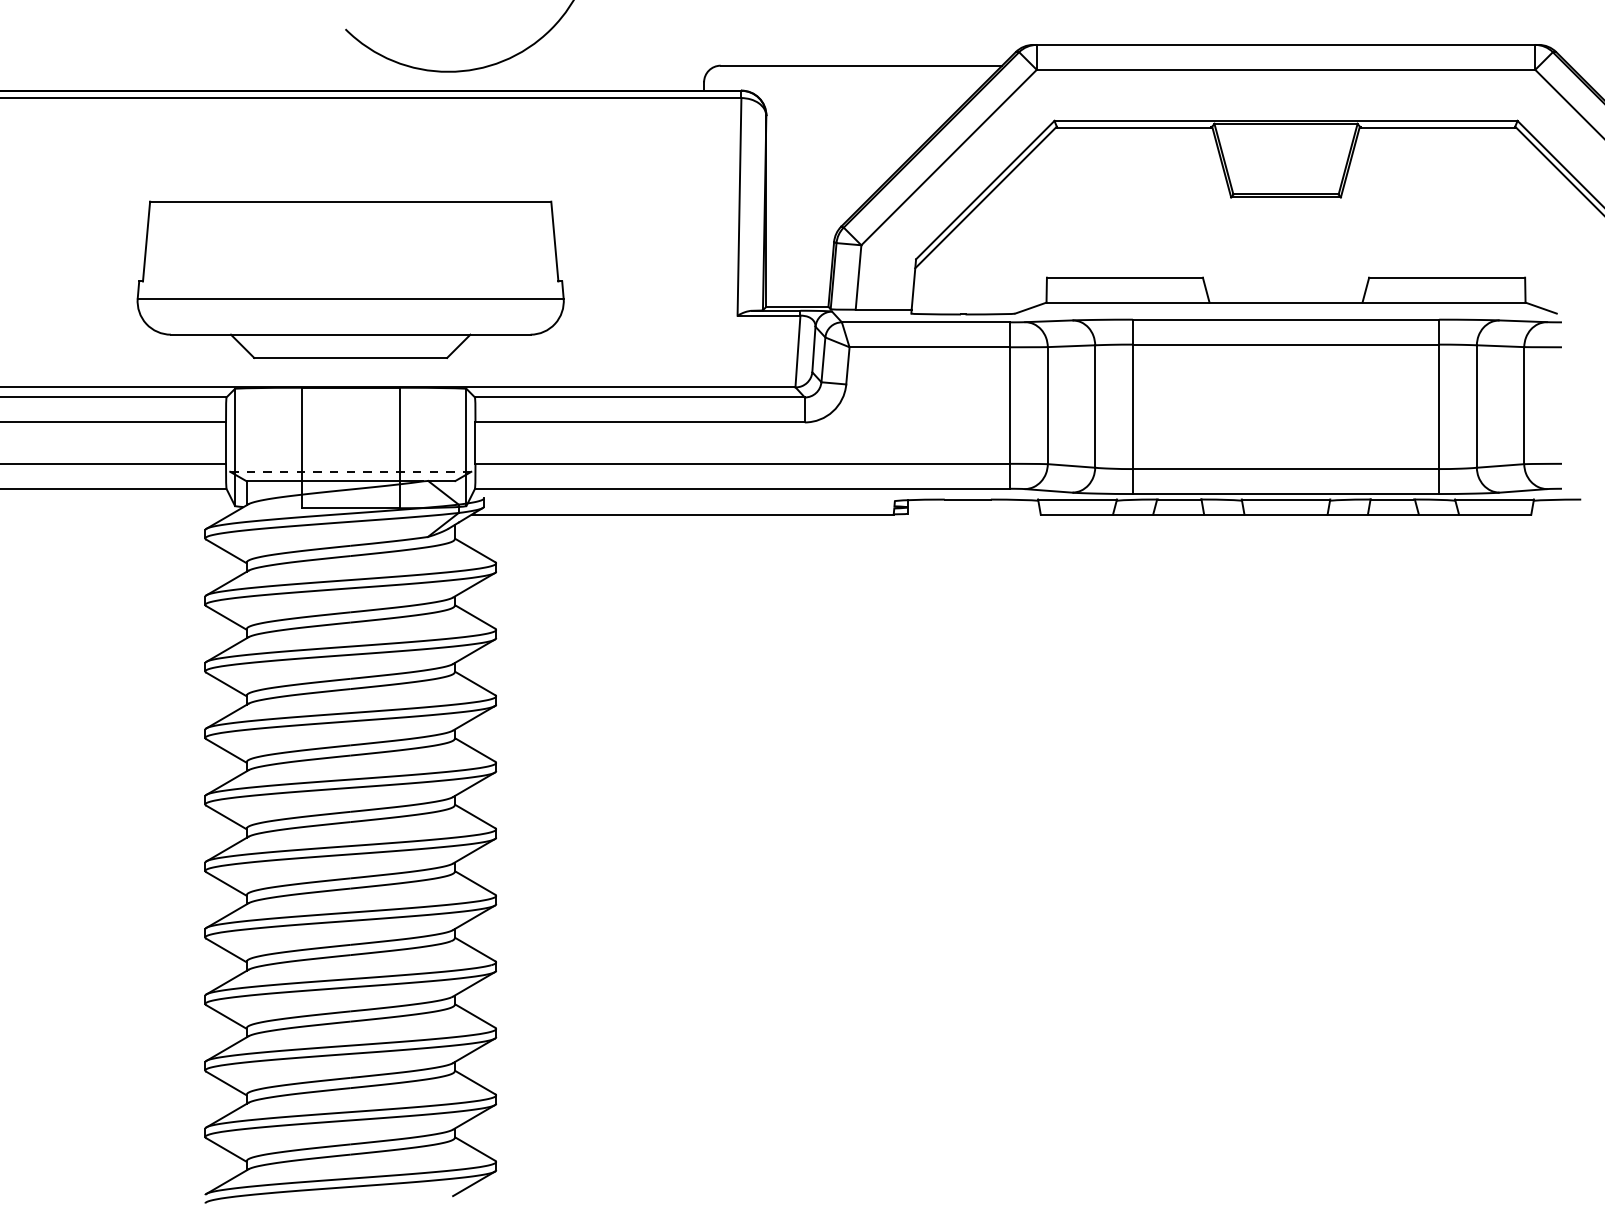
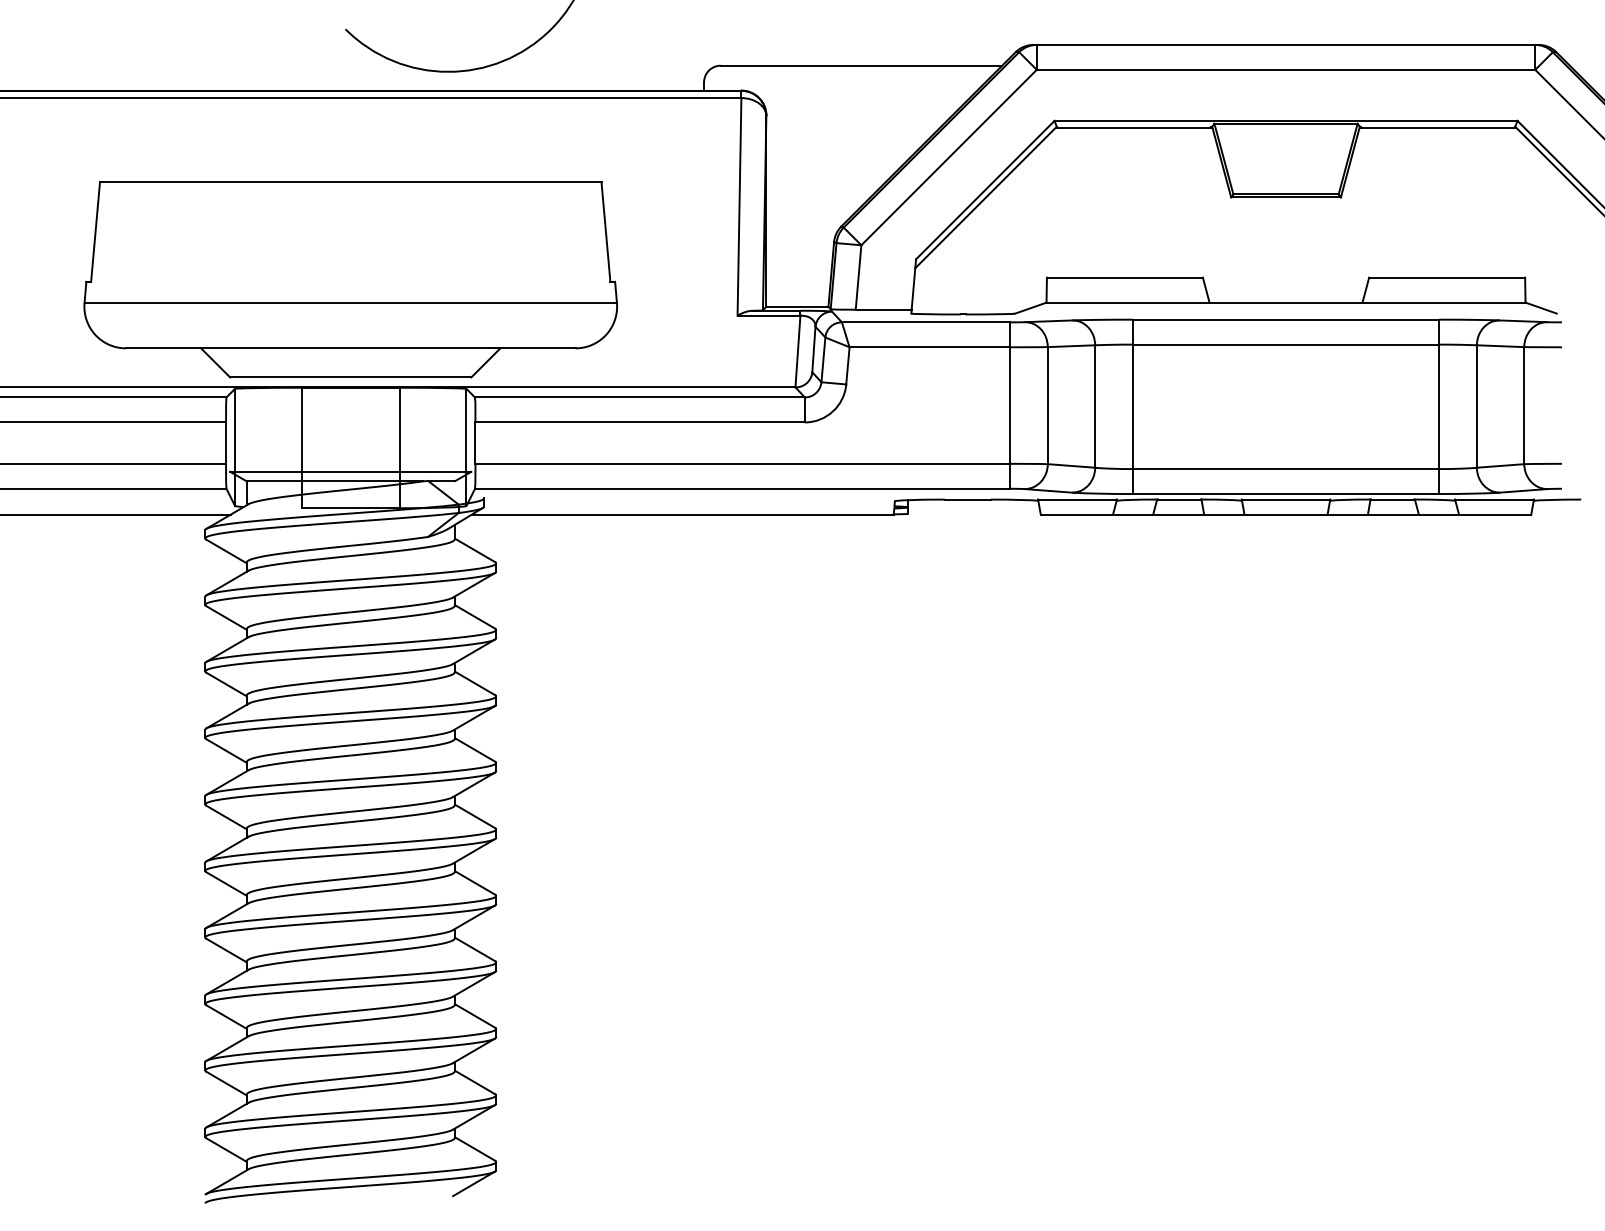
part size: 429x159 px -> 535x198 px (350, 279)
line: dashed -> solid (350, 471)
line: none -> present (116, 514)
